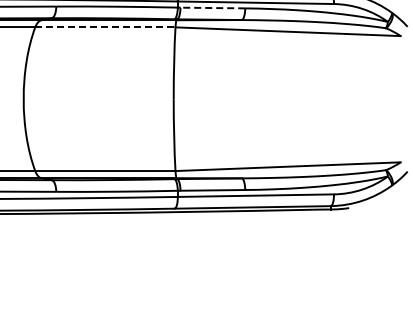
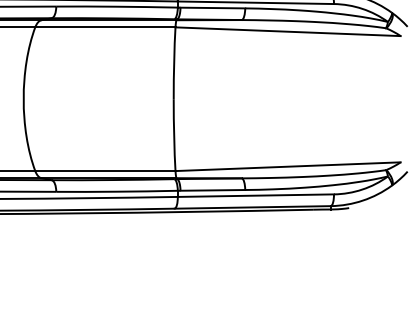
line: dashed -> solid (212, 8)
line: dashed -> solid (105, 27)
